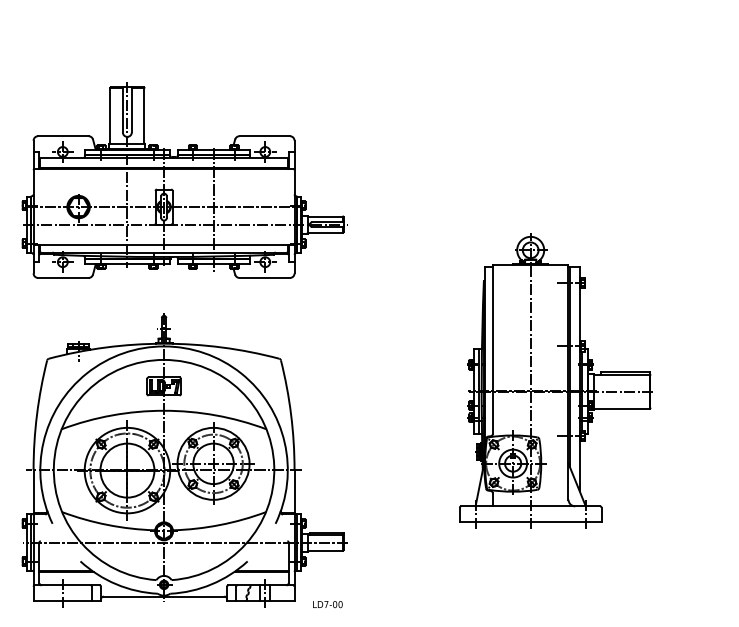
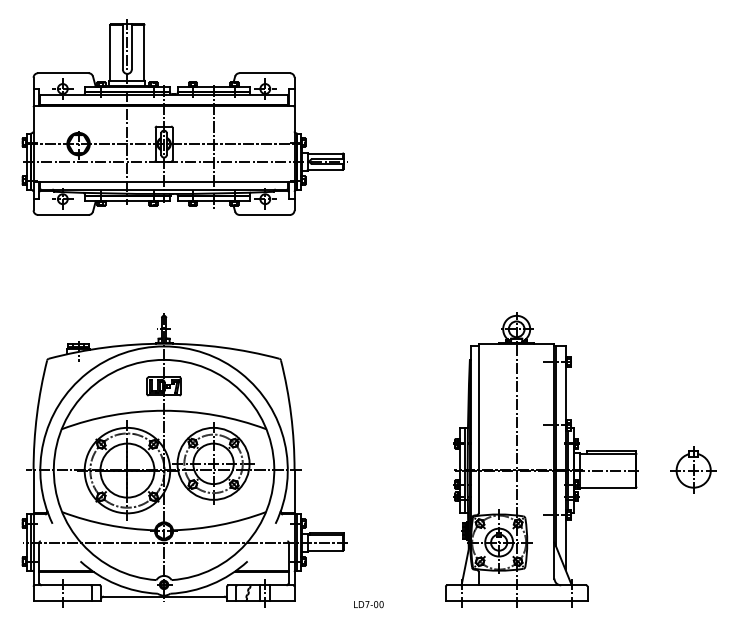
part position: (184, 180) -> (184, 117) (184, 117)
part position: (555, 380) -> (541, 459) (541, 459)
part: none -> present (693, 469)
text position: (327, 604) -> (368, 604) (368, 604)
